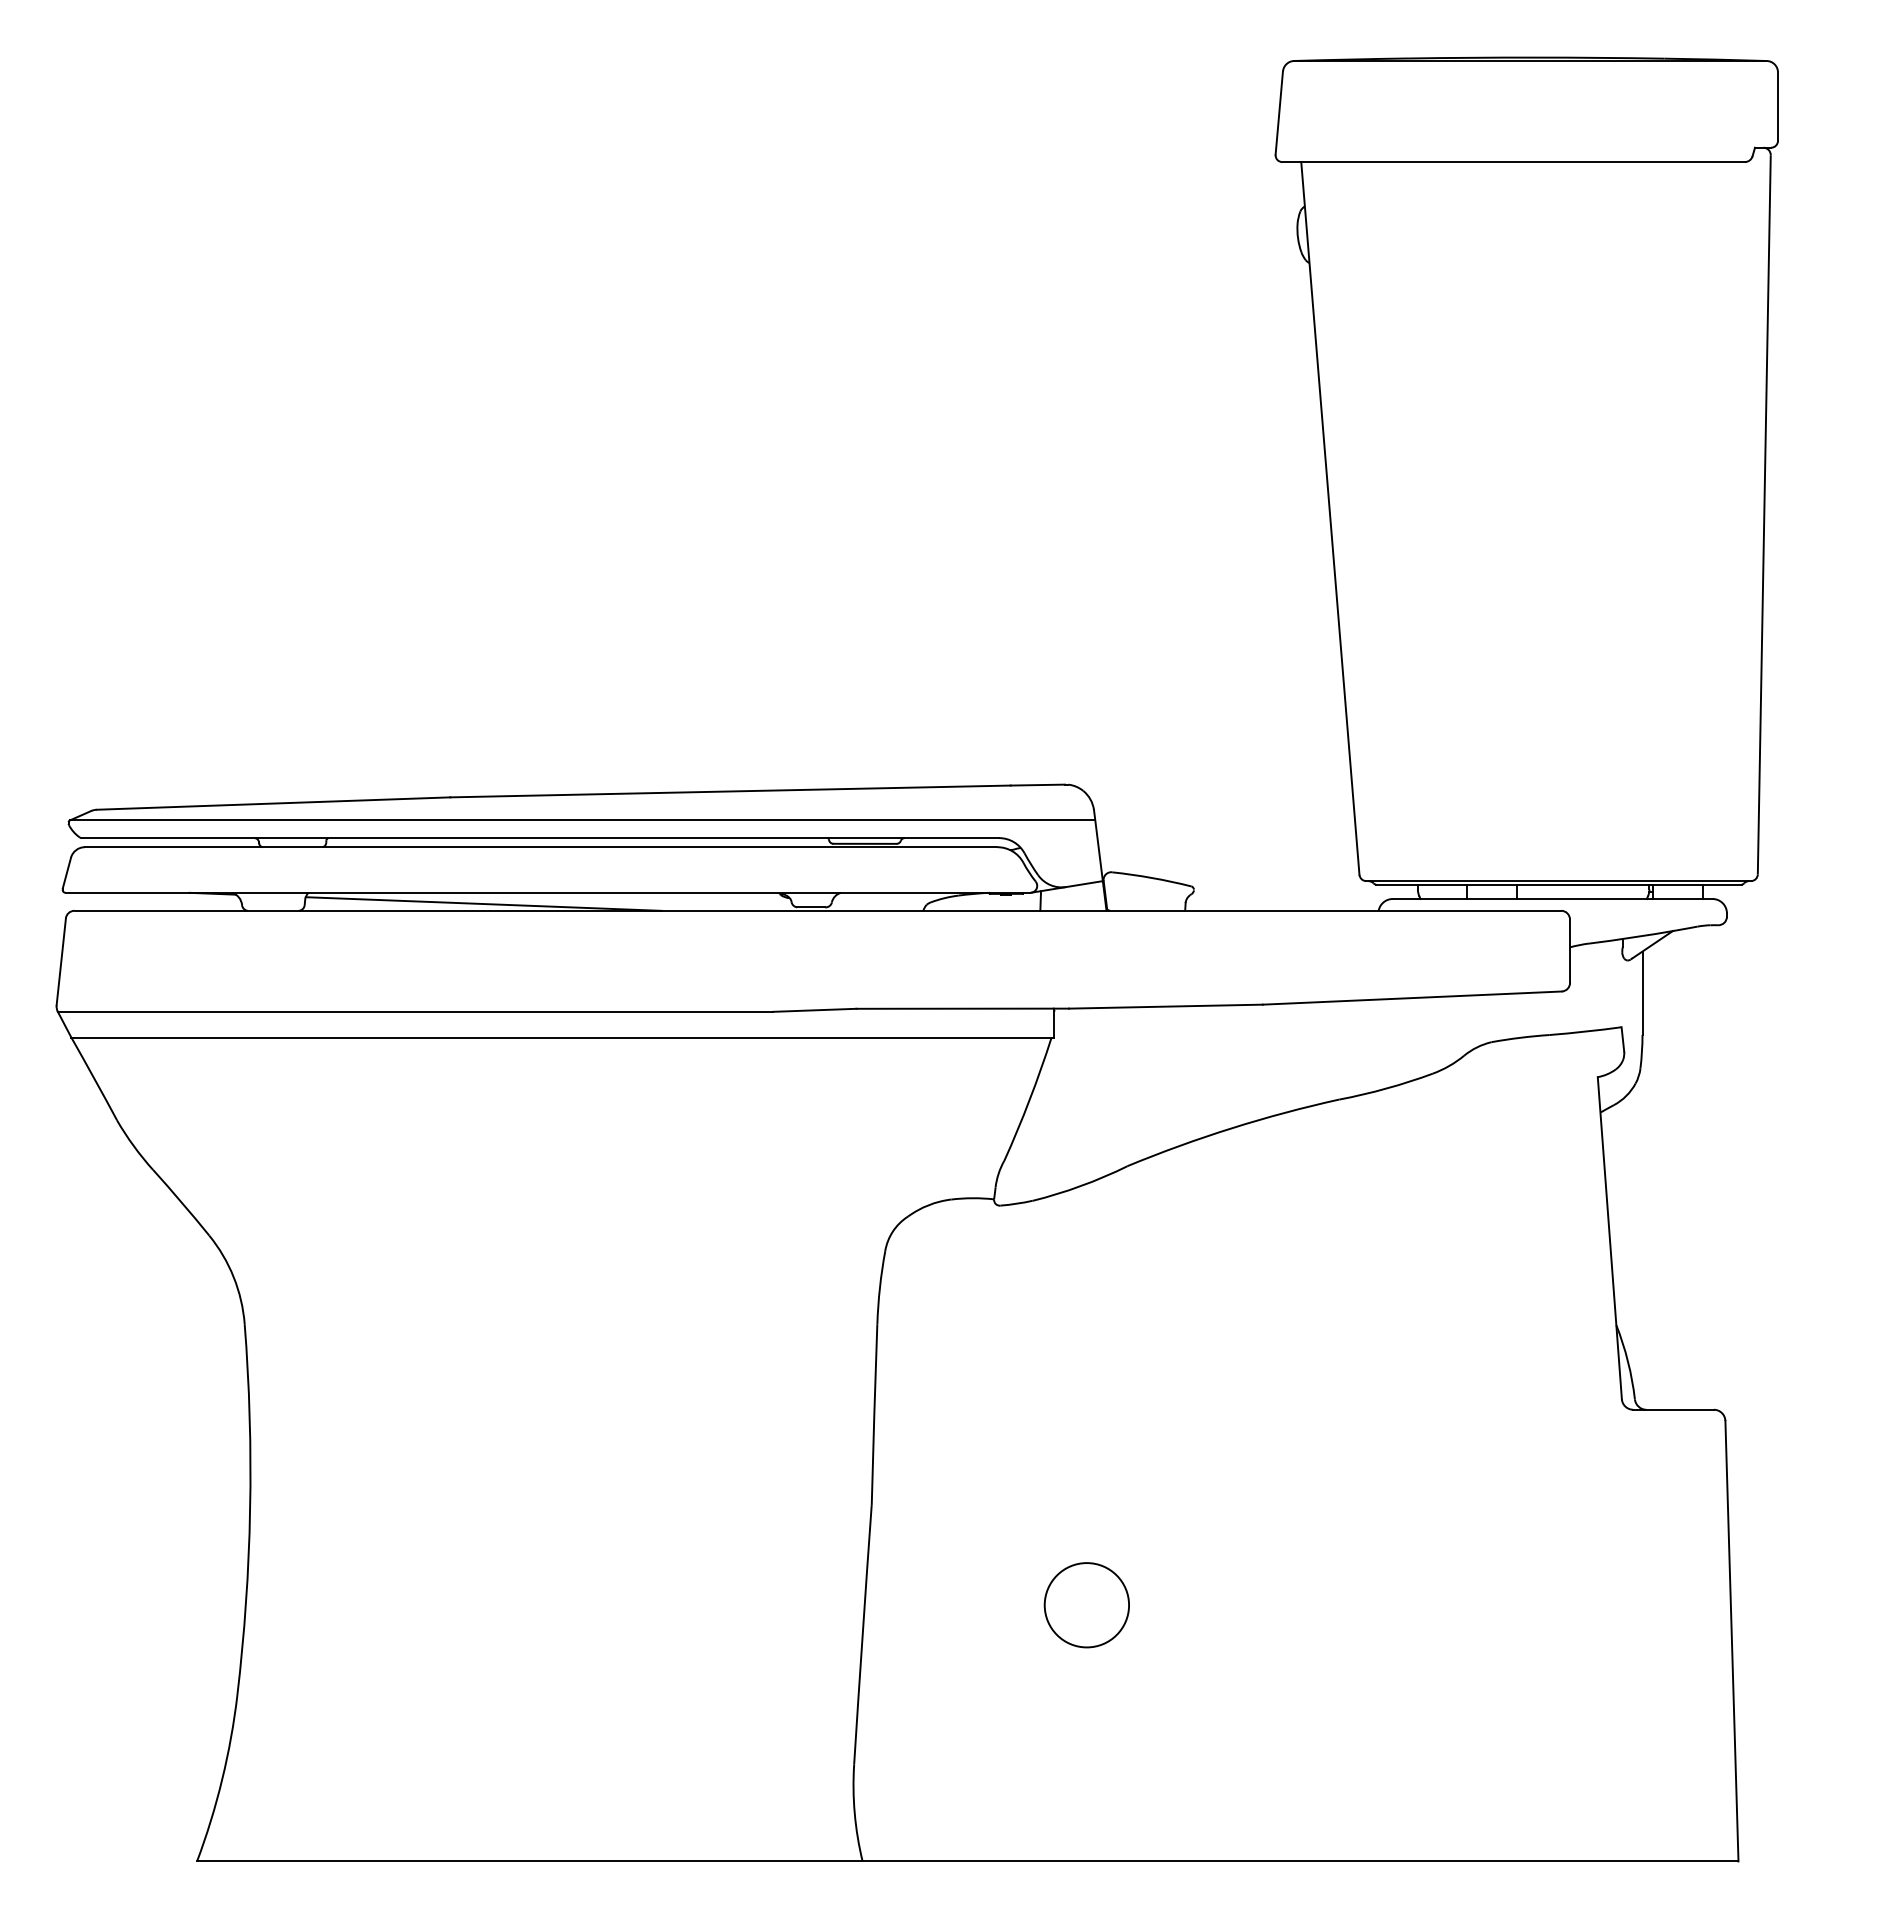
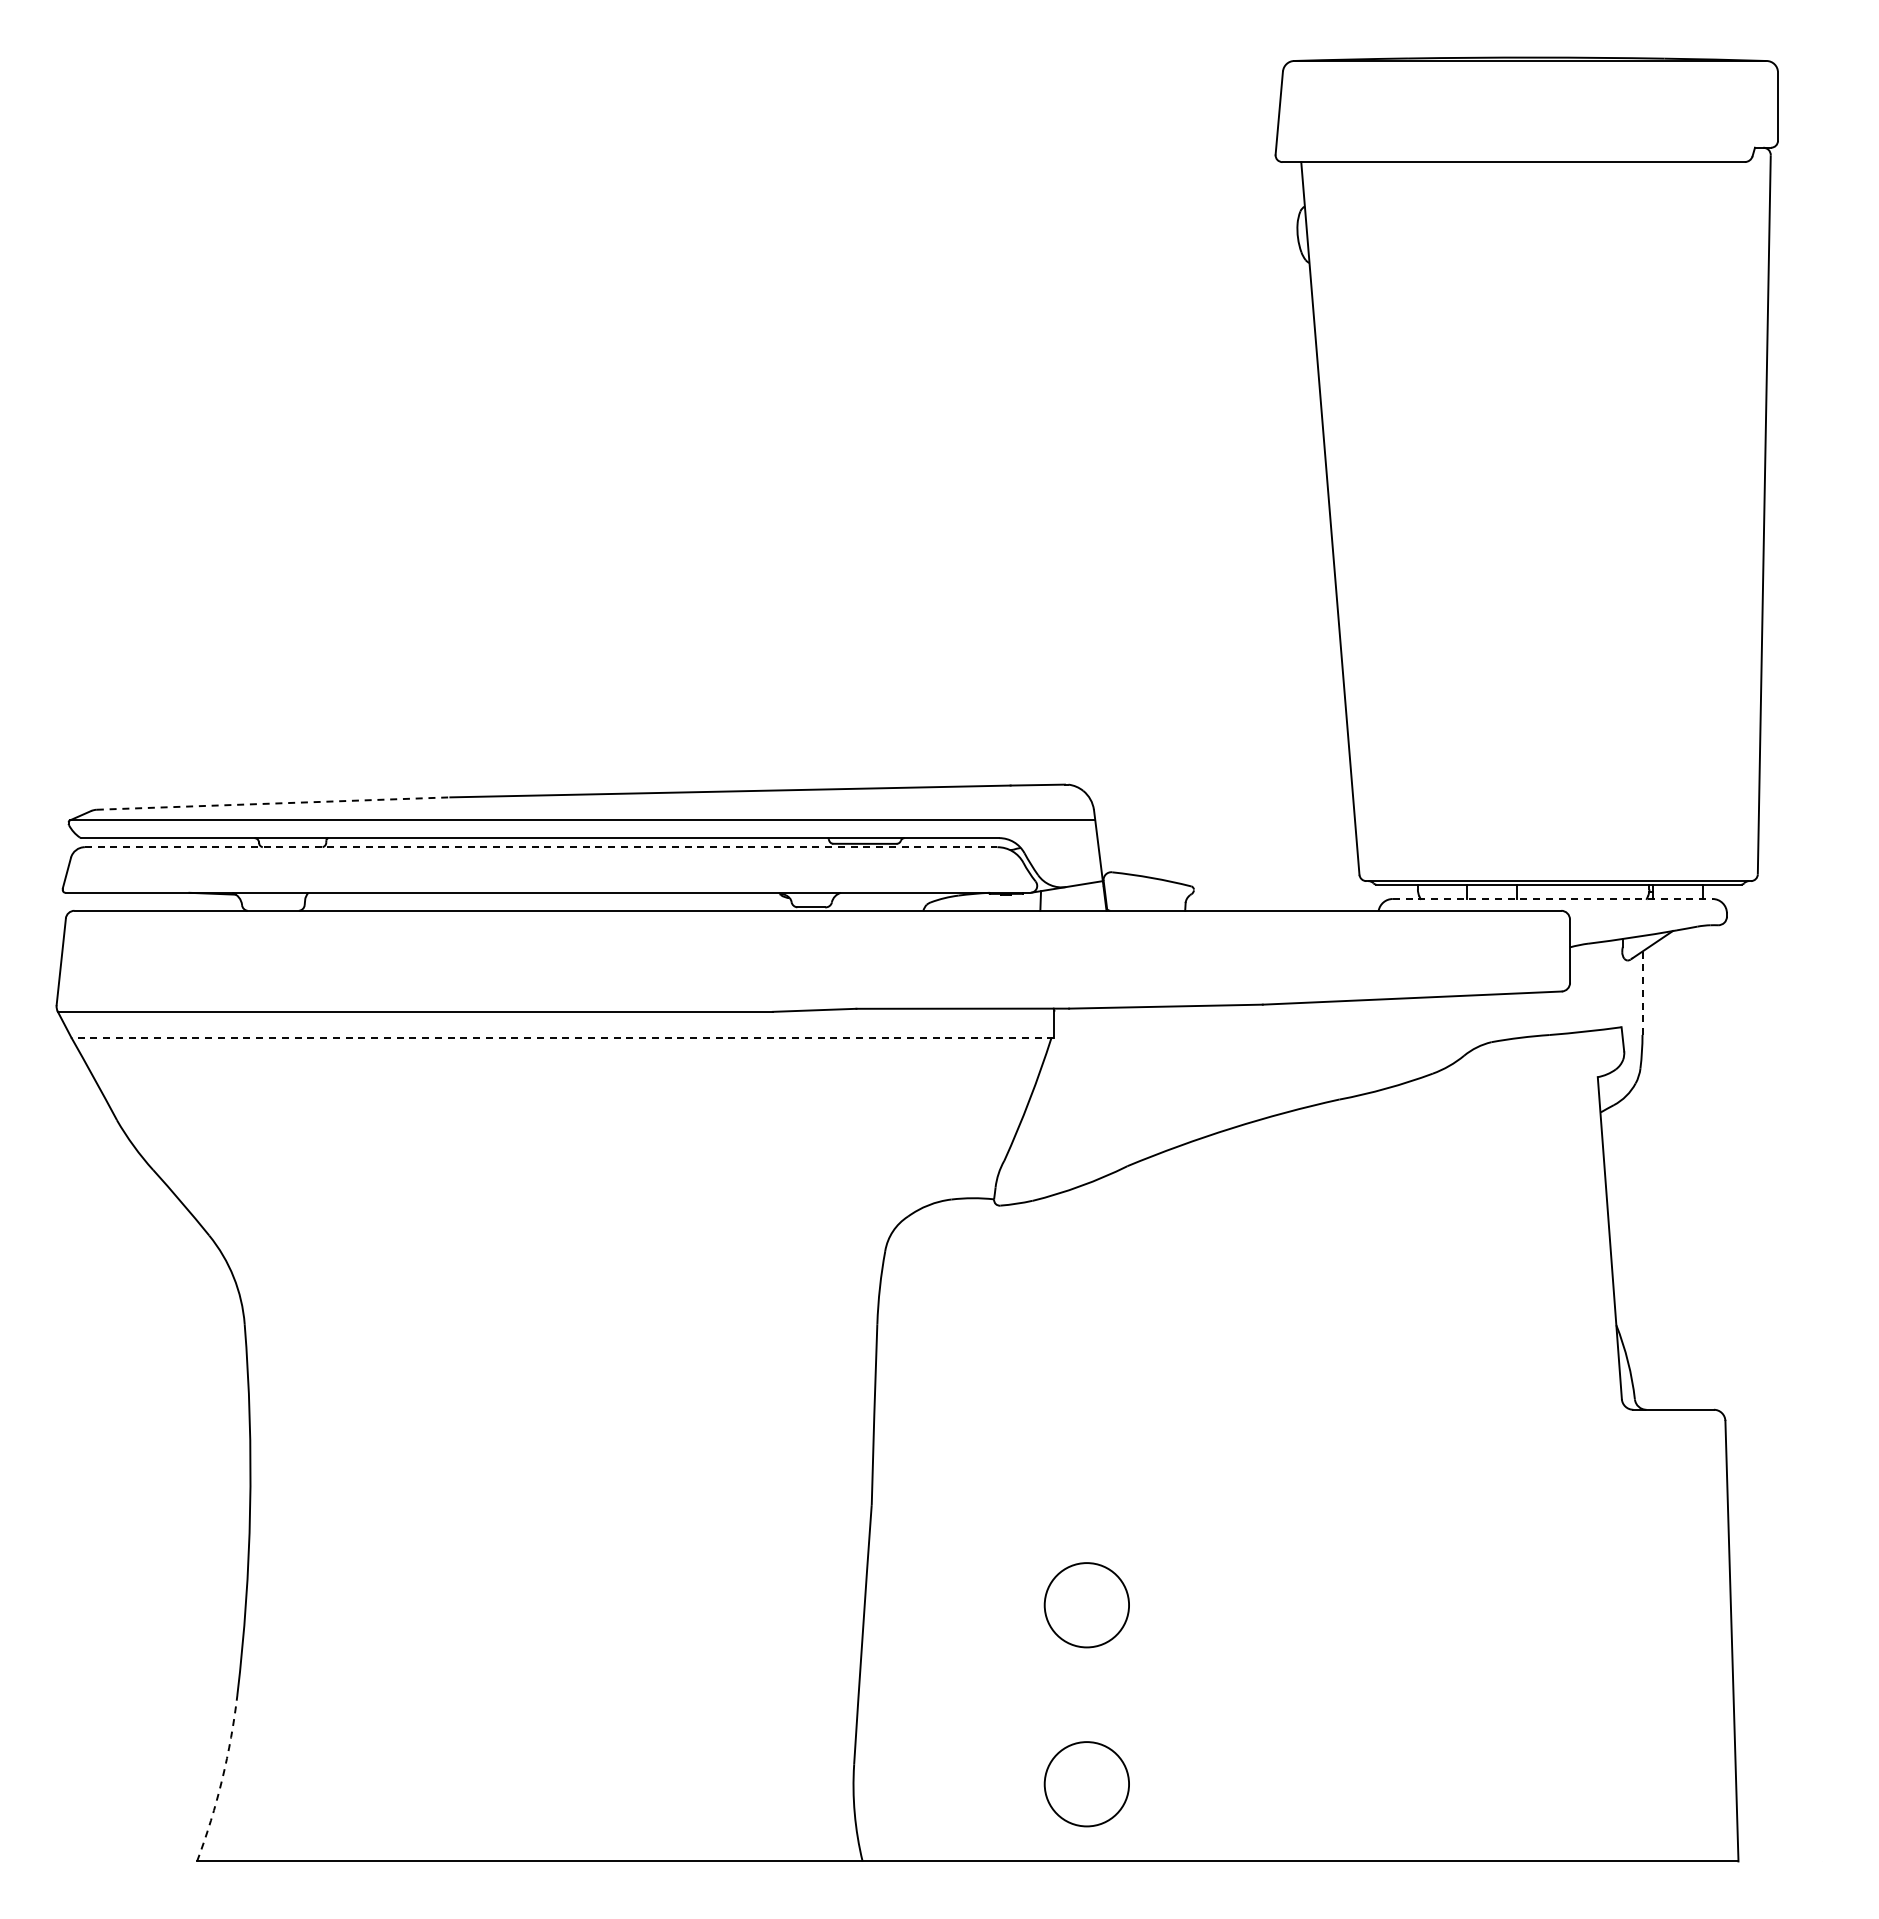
line: solid -> dashed (273, 803)
line: solid -> dashed (541, 847)
line: solid -> dashed (1552, 899)
line: present -> none (483, 903)
line: solid -> dashed (1642, 993)
line: solid -> dashed (562, 1037)
arc: solid -> dashed (222, 1779)
circle: none -> present (1086, 1784)
